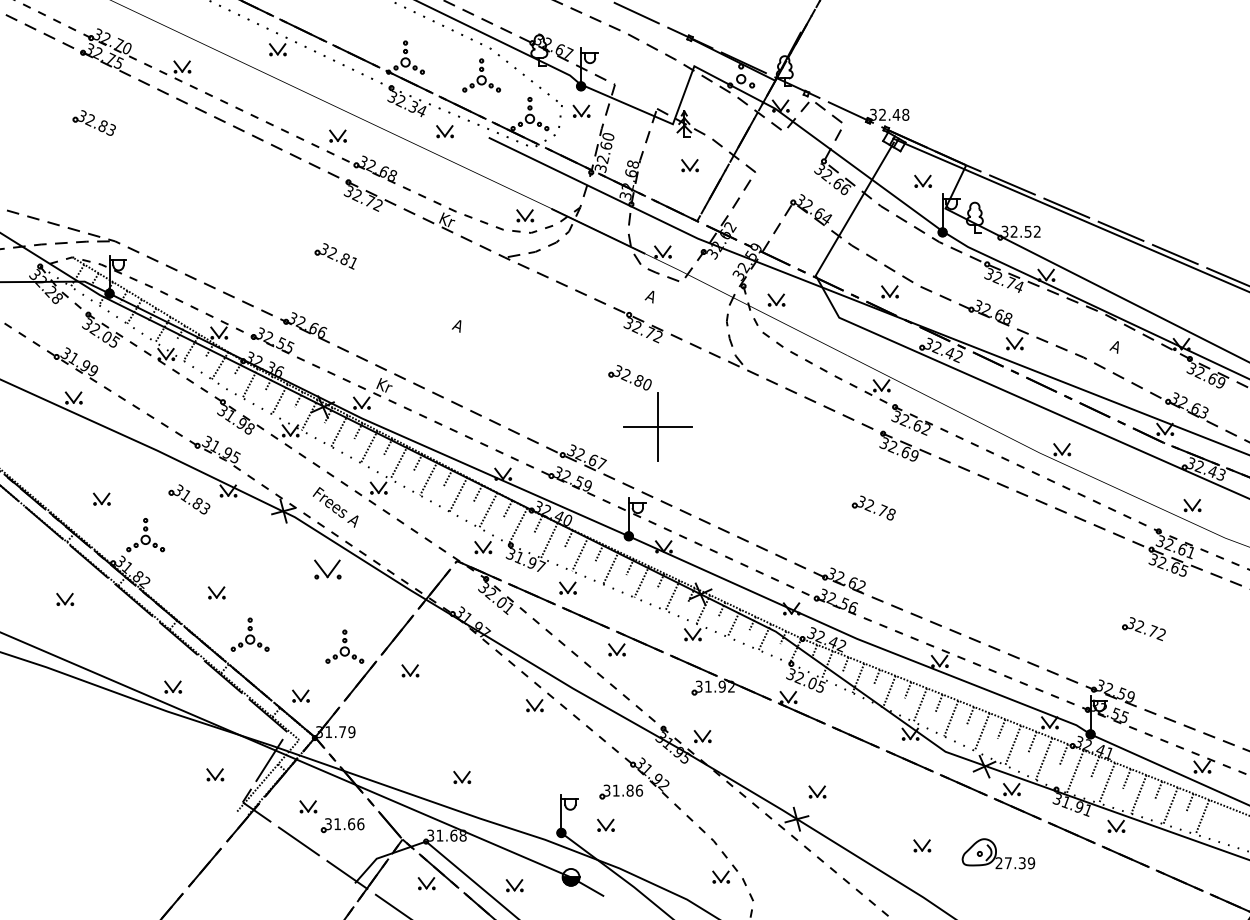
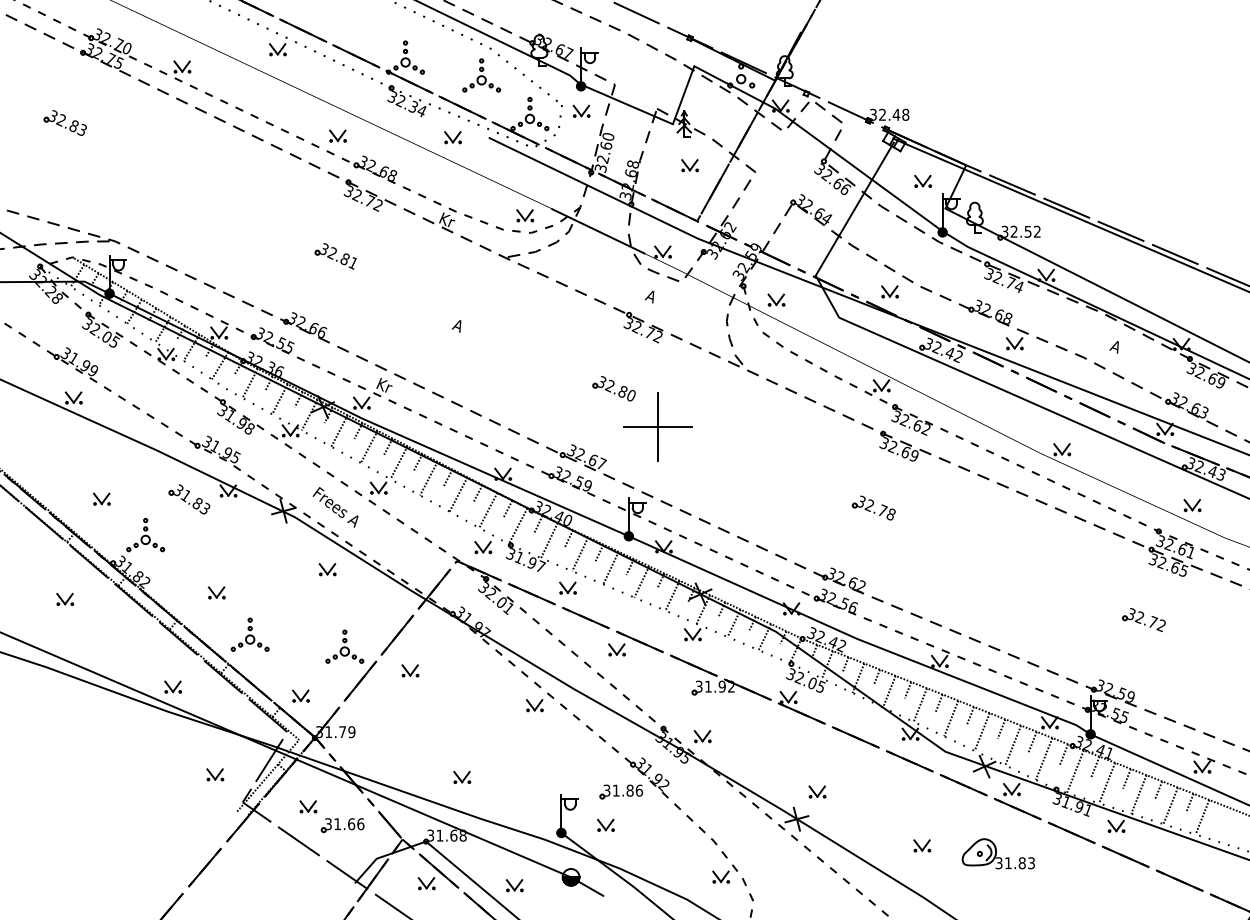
part position: (93, 122) -> (64, 122) (64, 122)
part position: (444, 131) -> (452, 137) (452, 137)
part position: (629, 377) -> (613, 388) (613, 388)
part size: 28x21 px -> 19x14 px (327, 569)
part position: (1143, 629) -> (1143, 620) (1143, 620)
text: 27.39 -> 31.83 (1015, 863)
